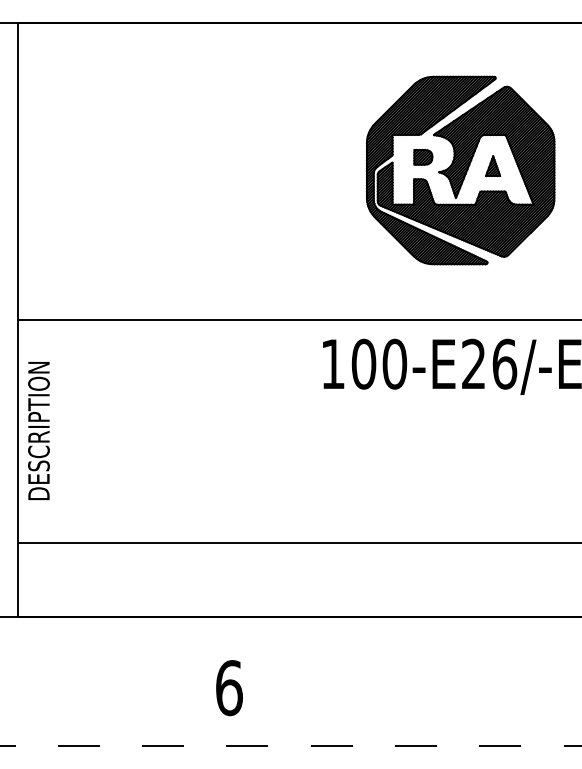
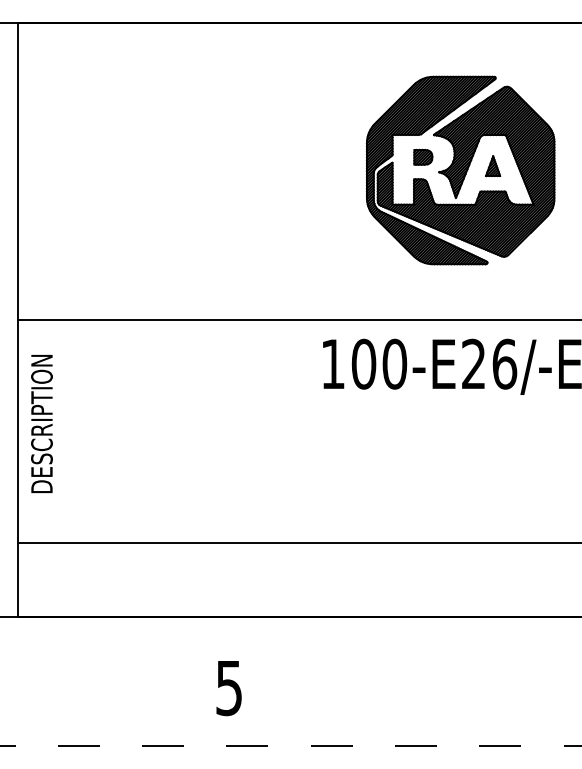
text position: (38, 430) -> (41, 423) (41, 423)
text: 6 -> 5 (229, 688)
